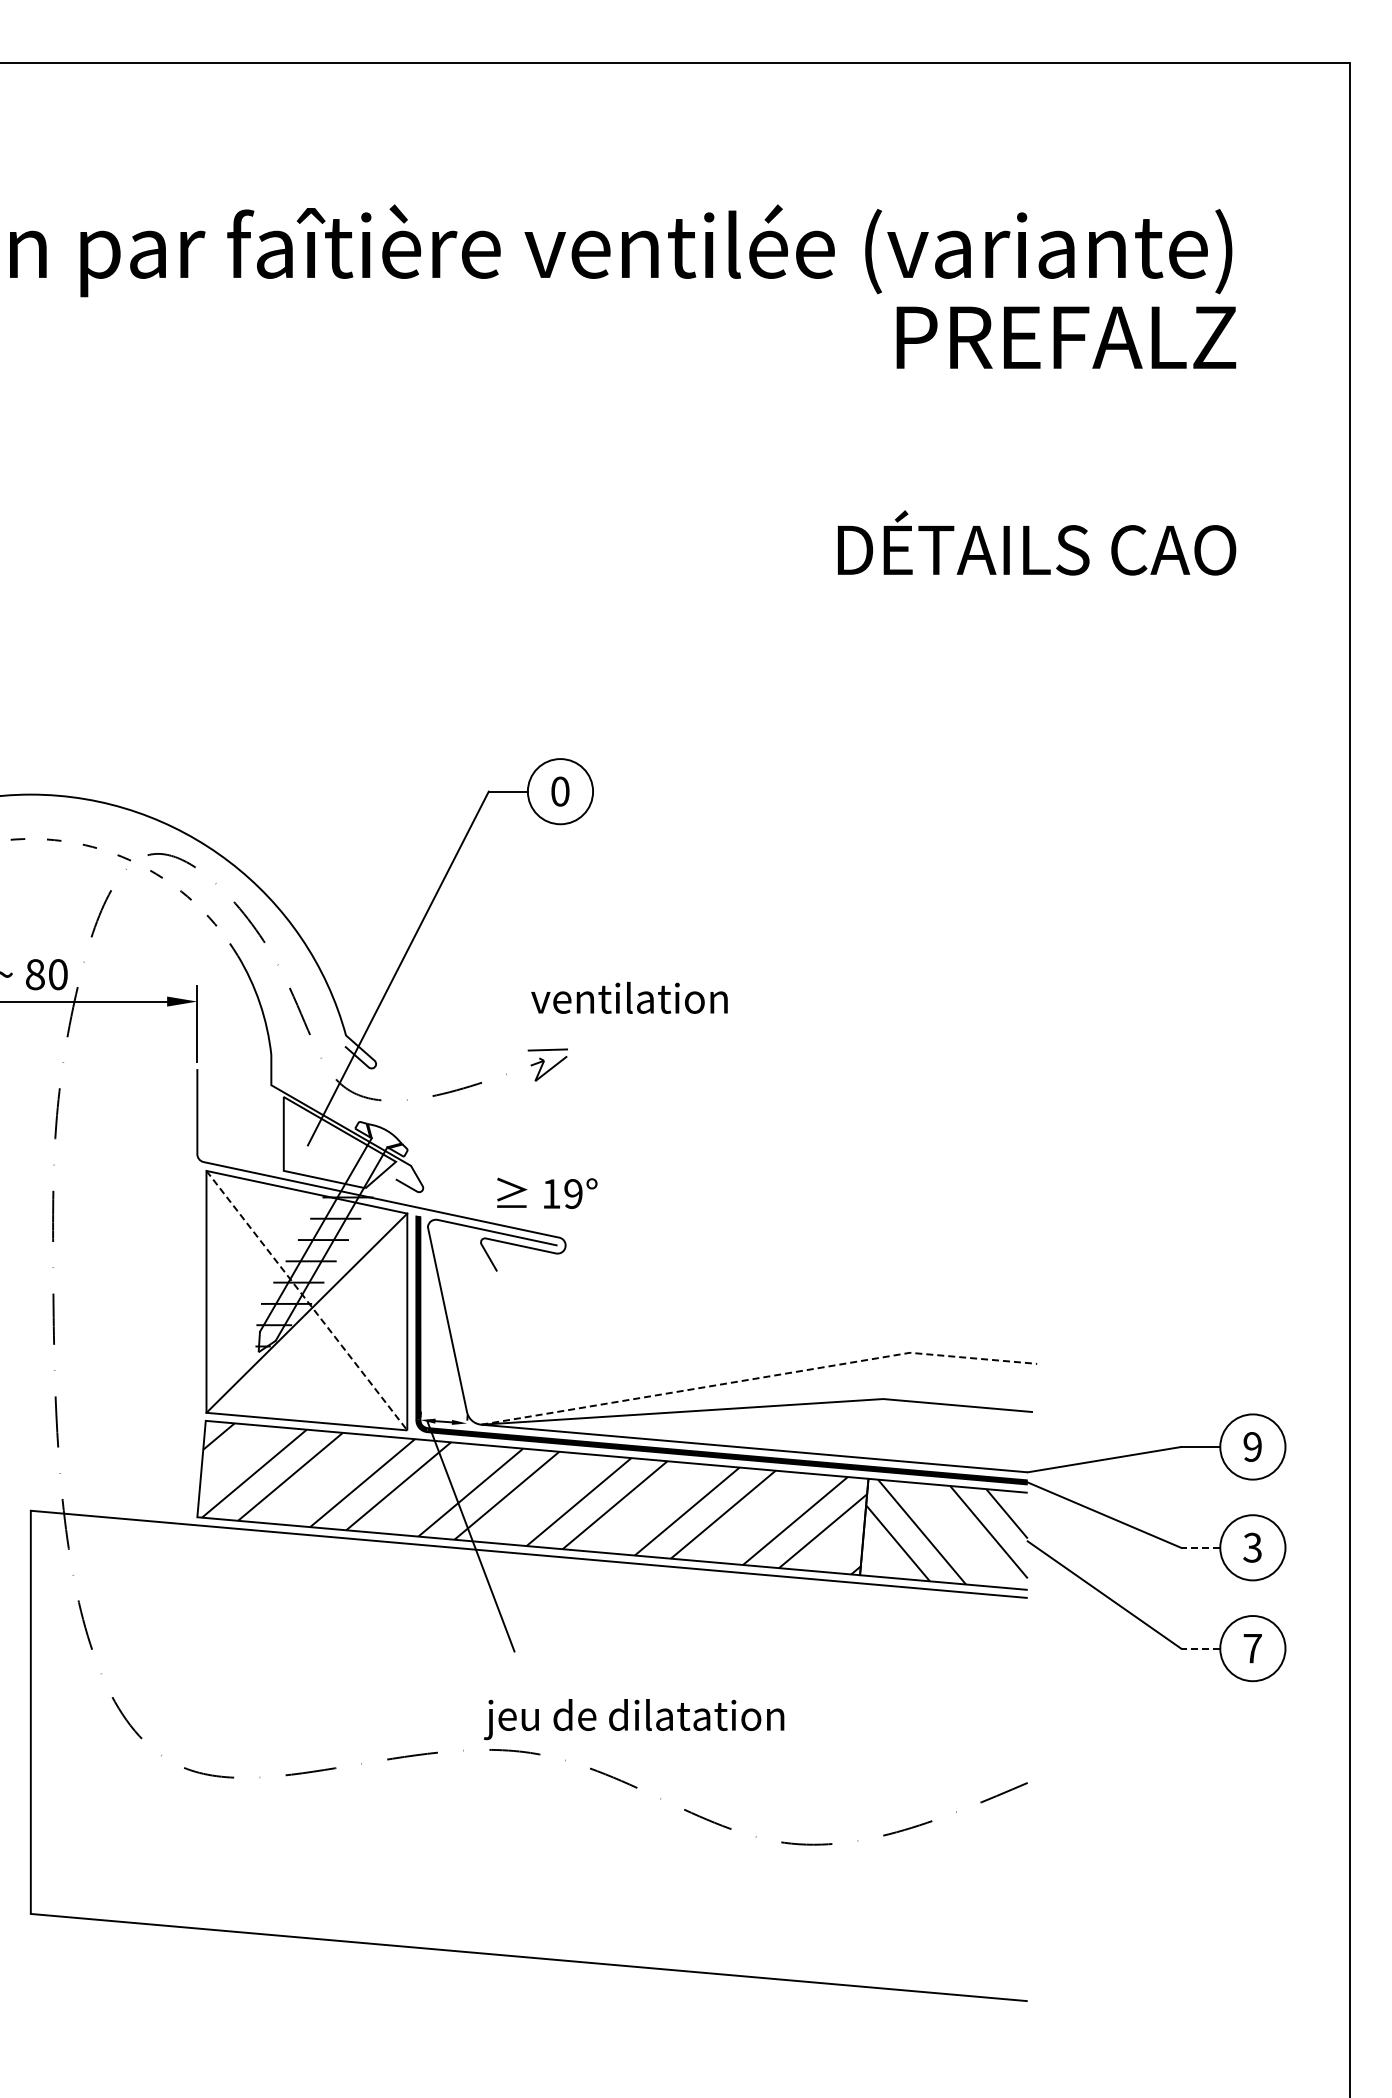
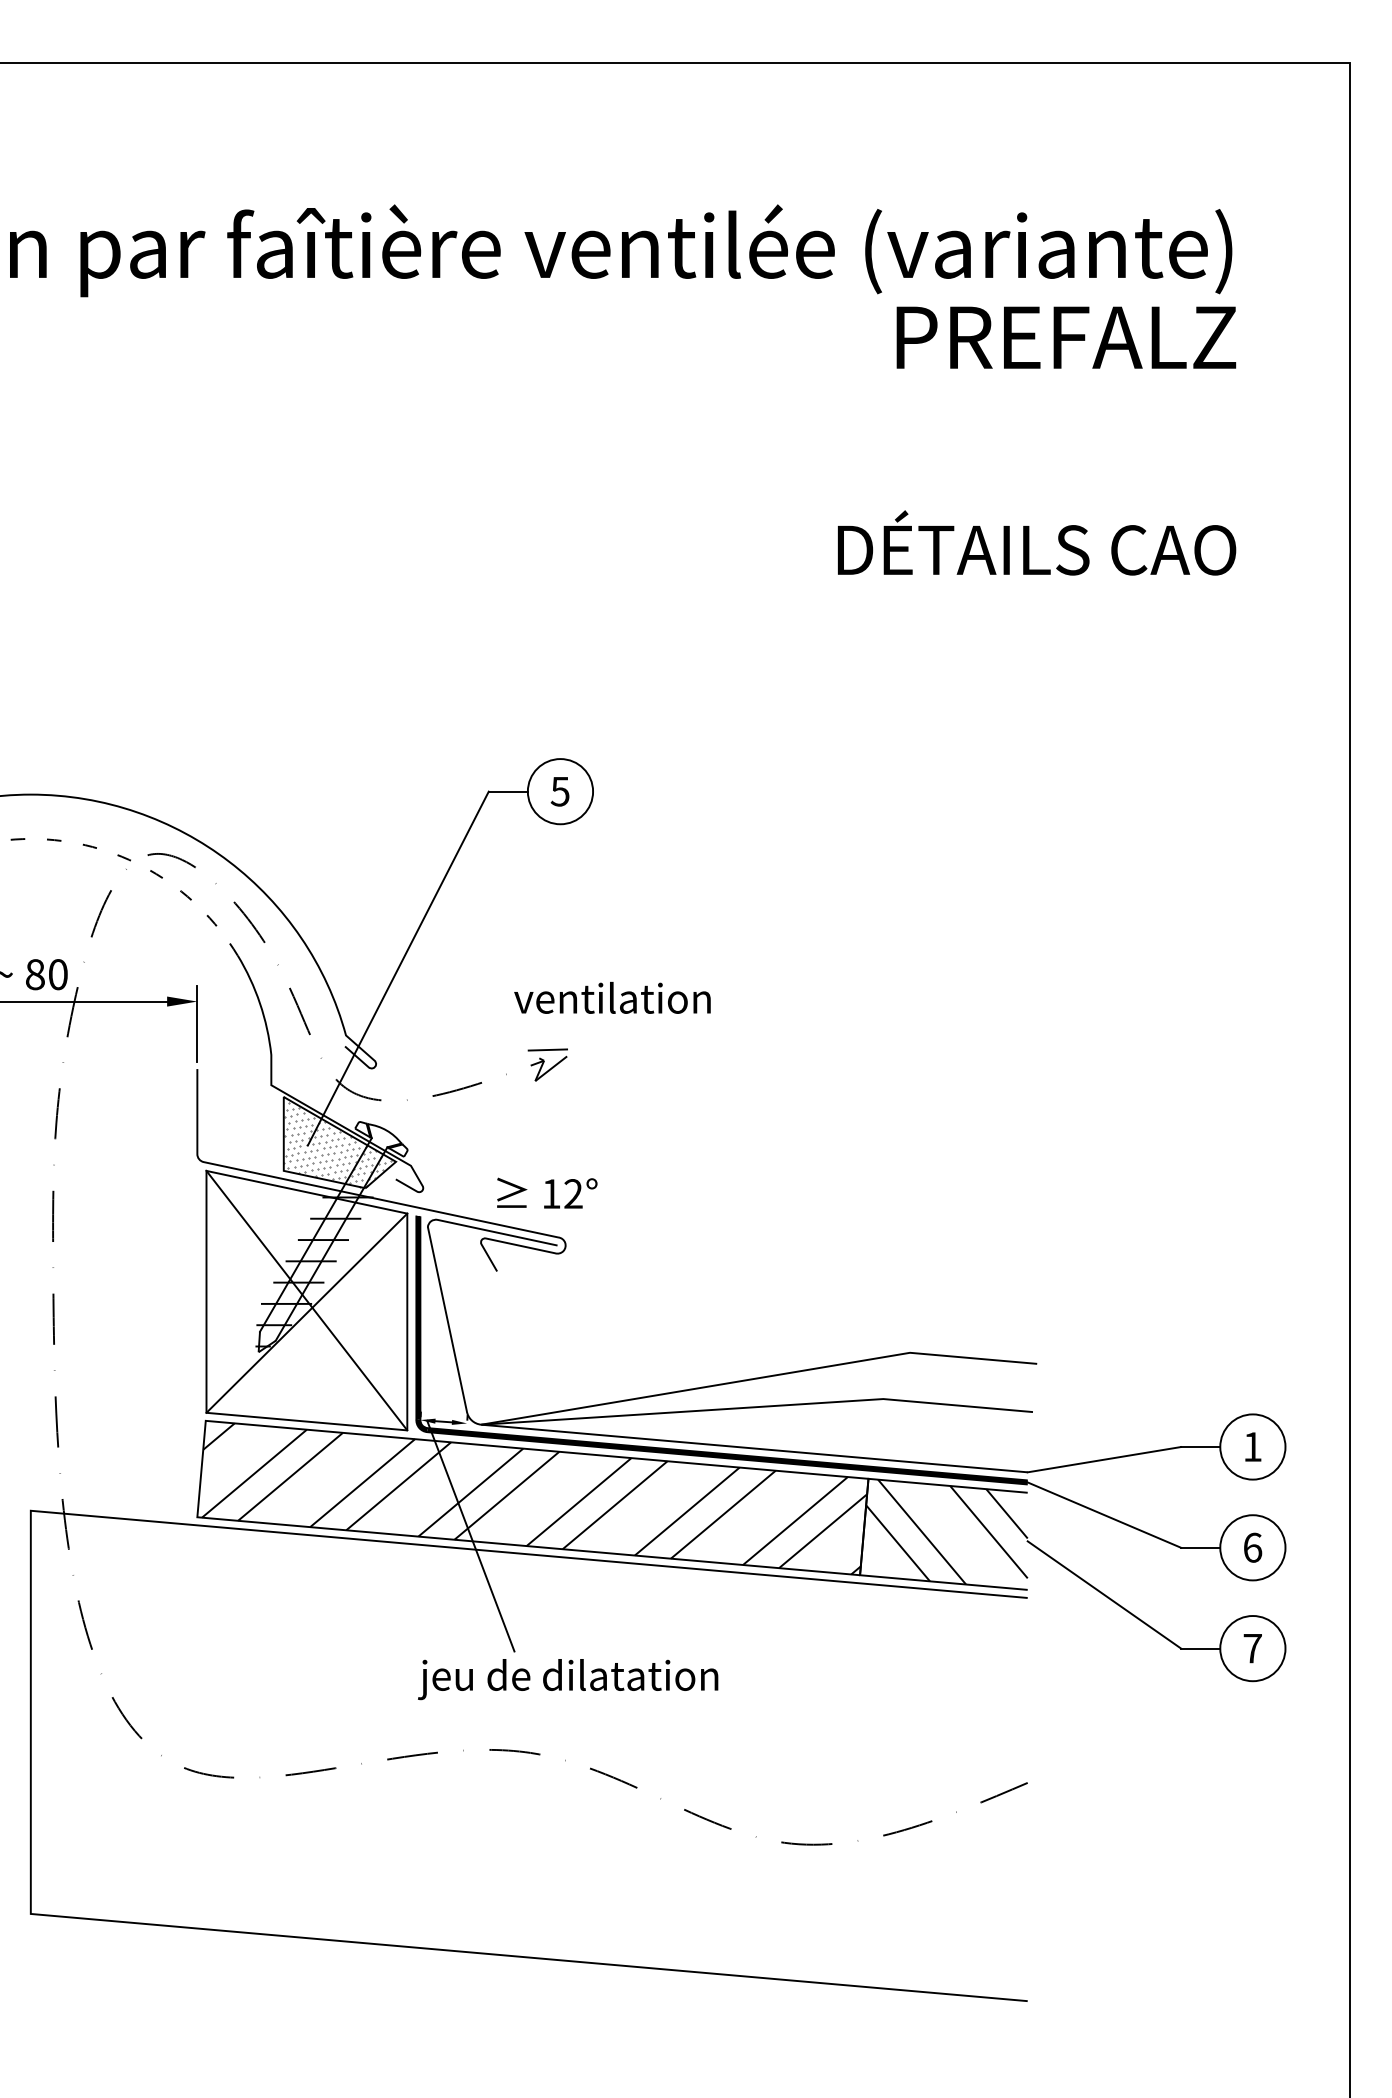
text: 0 -> 5 (559, 791)
text position: (629, 997) -> (612, 997) (612, 997)
hatch: none -> present (337, 1141)
text: 19° -> 12° (573, 1193)
line: dashed -> solid (307, 1301)
line: dashed -> solid (759, 1378)
text: 9 -> 1 (1252, 1446)
line: dashed -> solid (1200, 1547)
text: 3 -> 6 (1252, 1547)
line: dashed -> solid (1200, 1648)
text position: (634, 1719) -> (568, 1679) (568, 1679)
